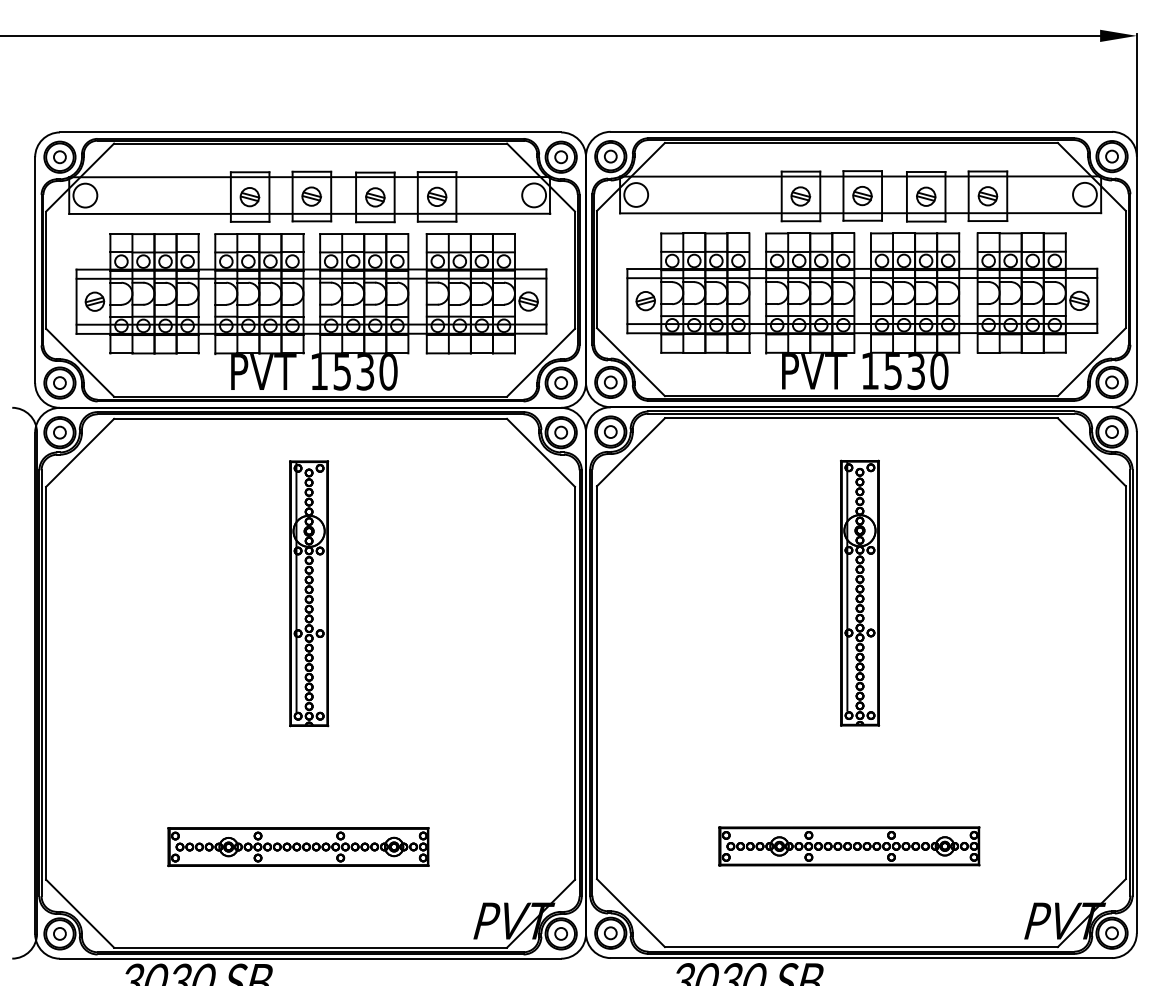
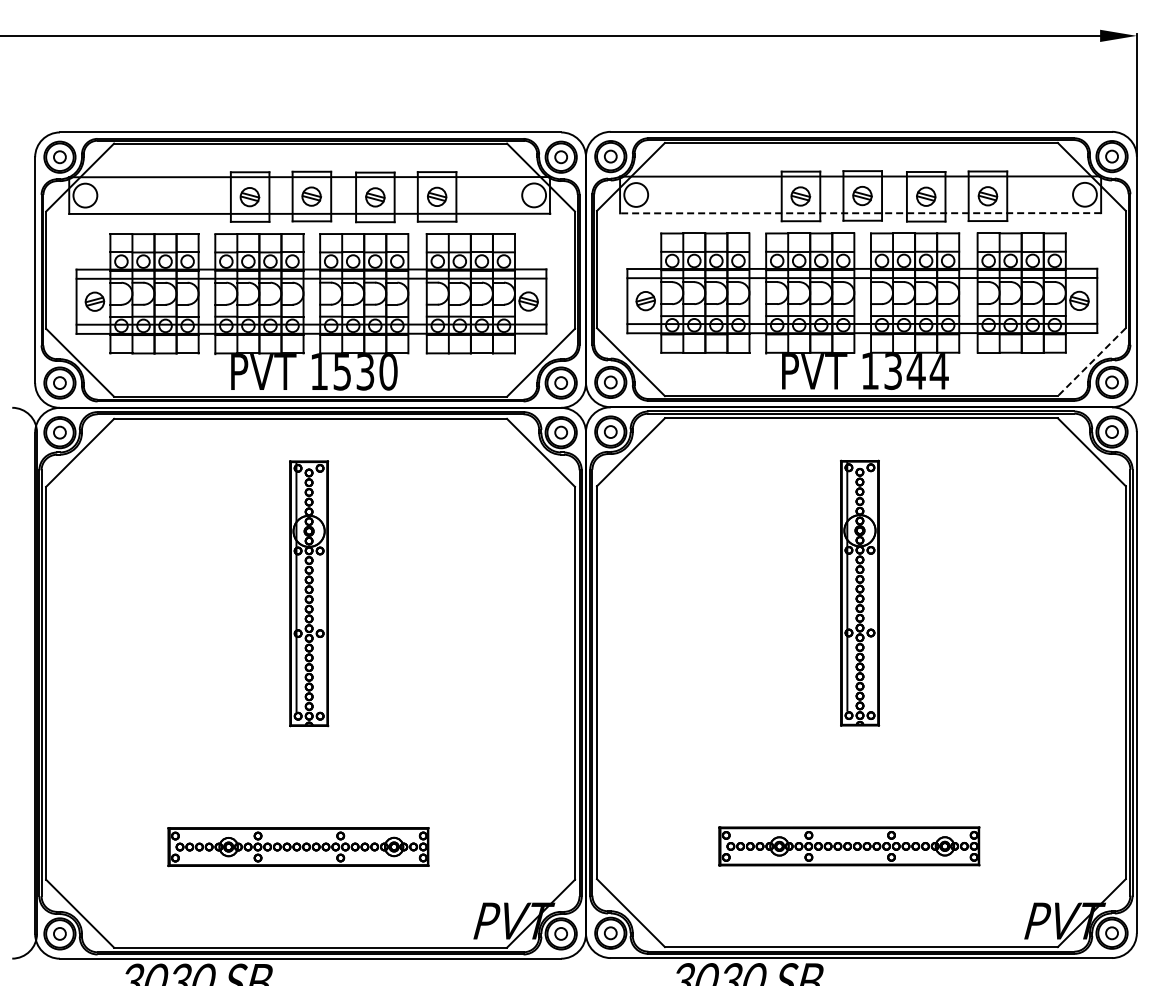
line: solid -> dashed (860, 213)
line: solid -> dashed (1091, 362)
text: 1530 -> 1344 (916, 371)
